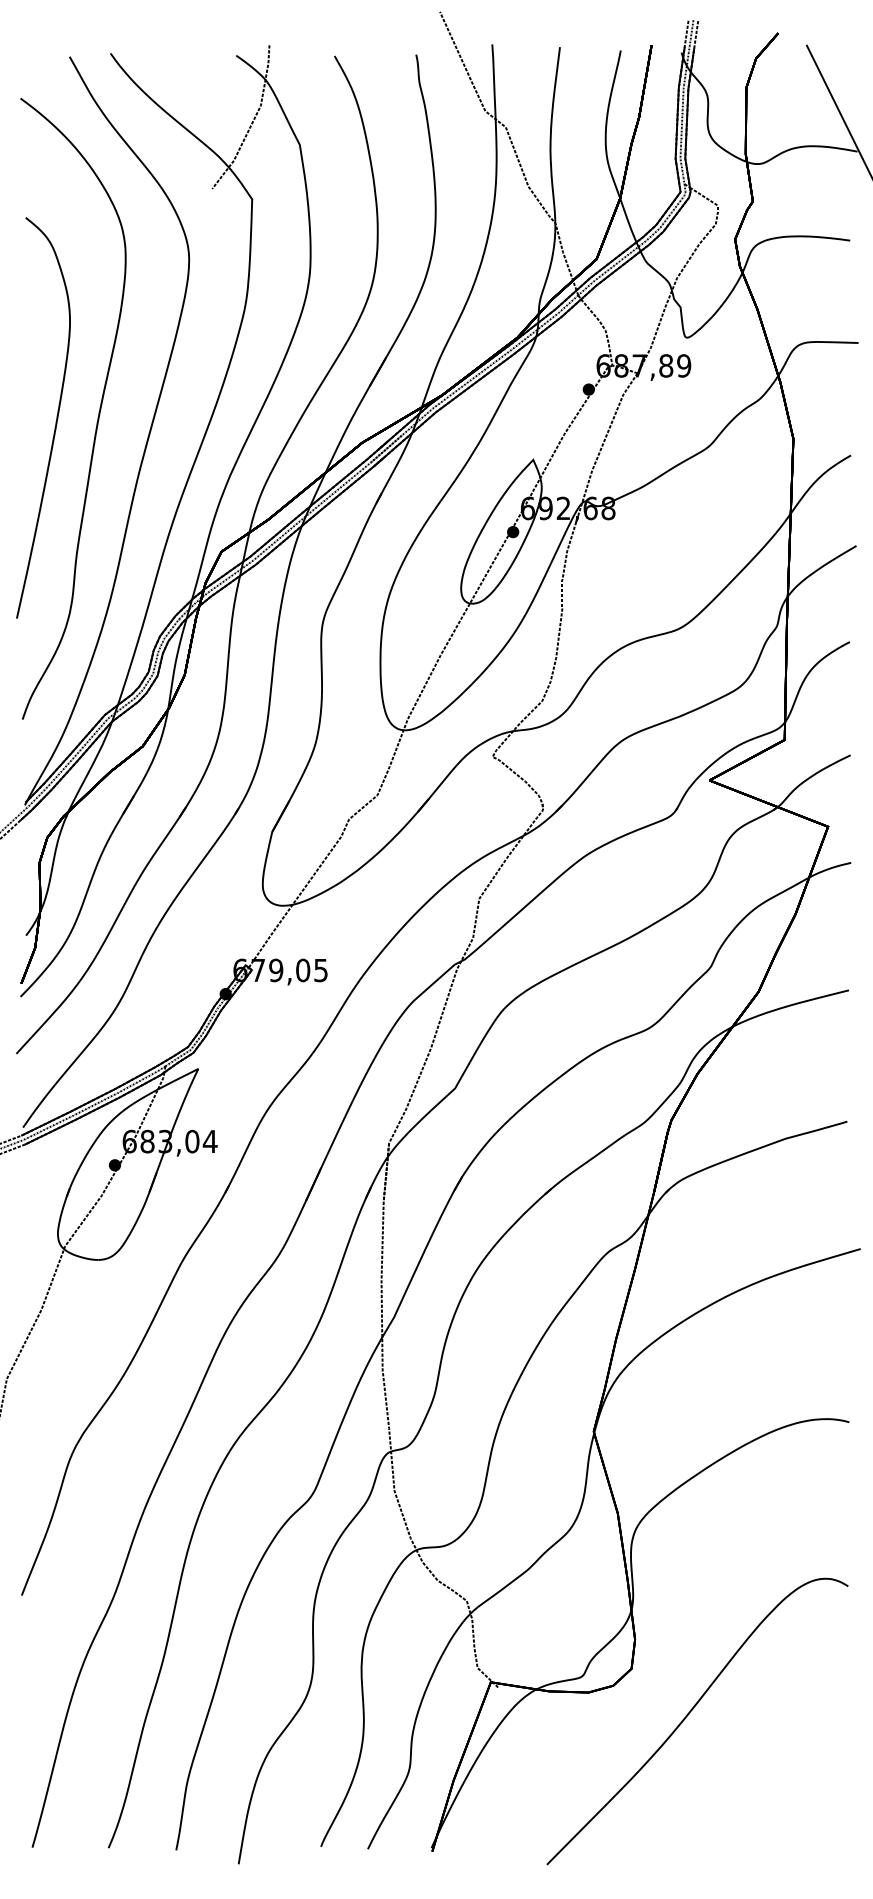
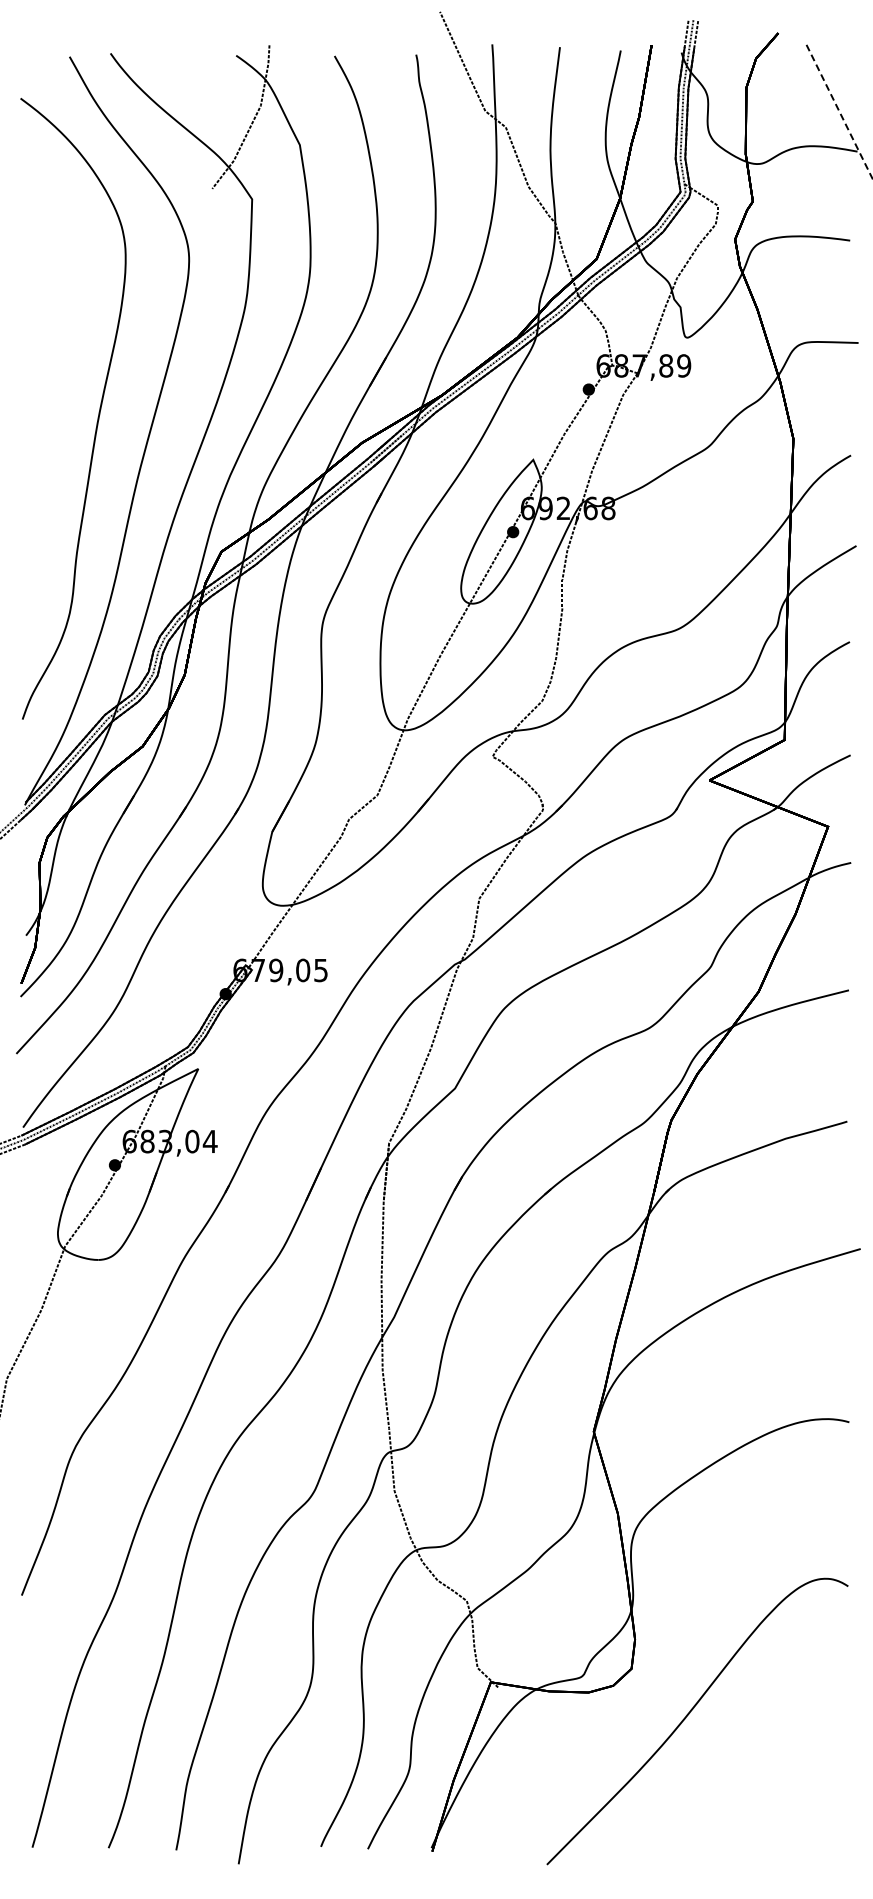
line: solid -> dashed (839, 112)
part: present -> none (55, 421)
